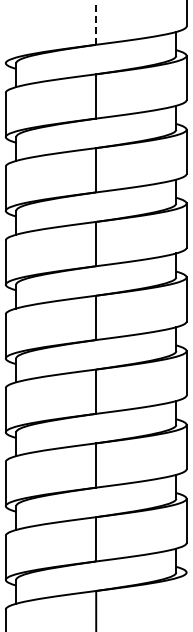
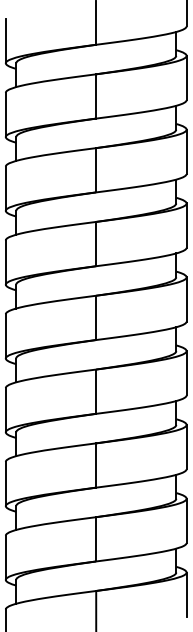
line: dashed -> solid (96, 22)
line: none -> present (5, 40)
line: none -> present (186, 594)
